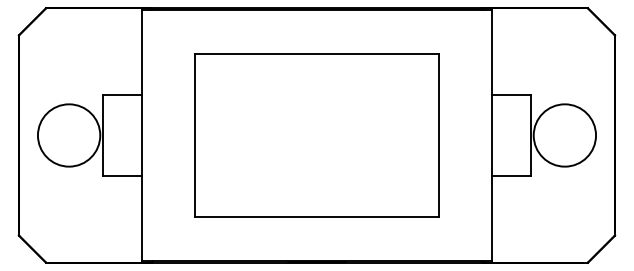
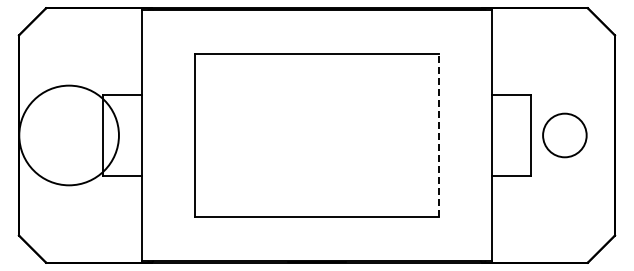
circle diameter: 62 px -> 100 px (68, 135)
line: solid -> dashed (438, 135)
circle diameter: 62 px -> 44 px (564, 135)
